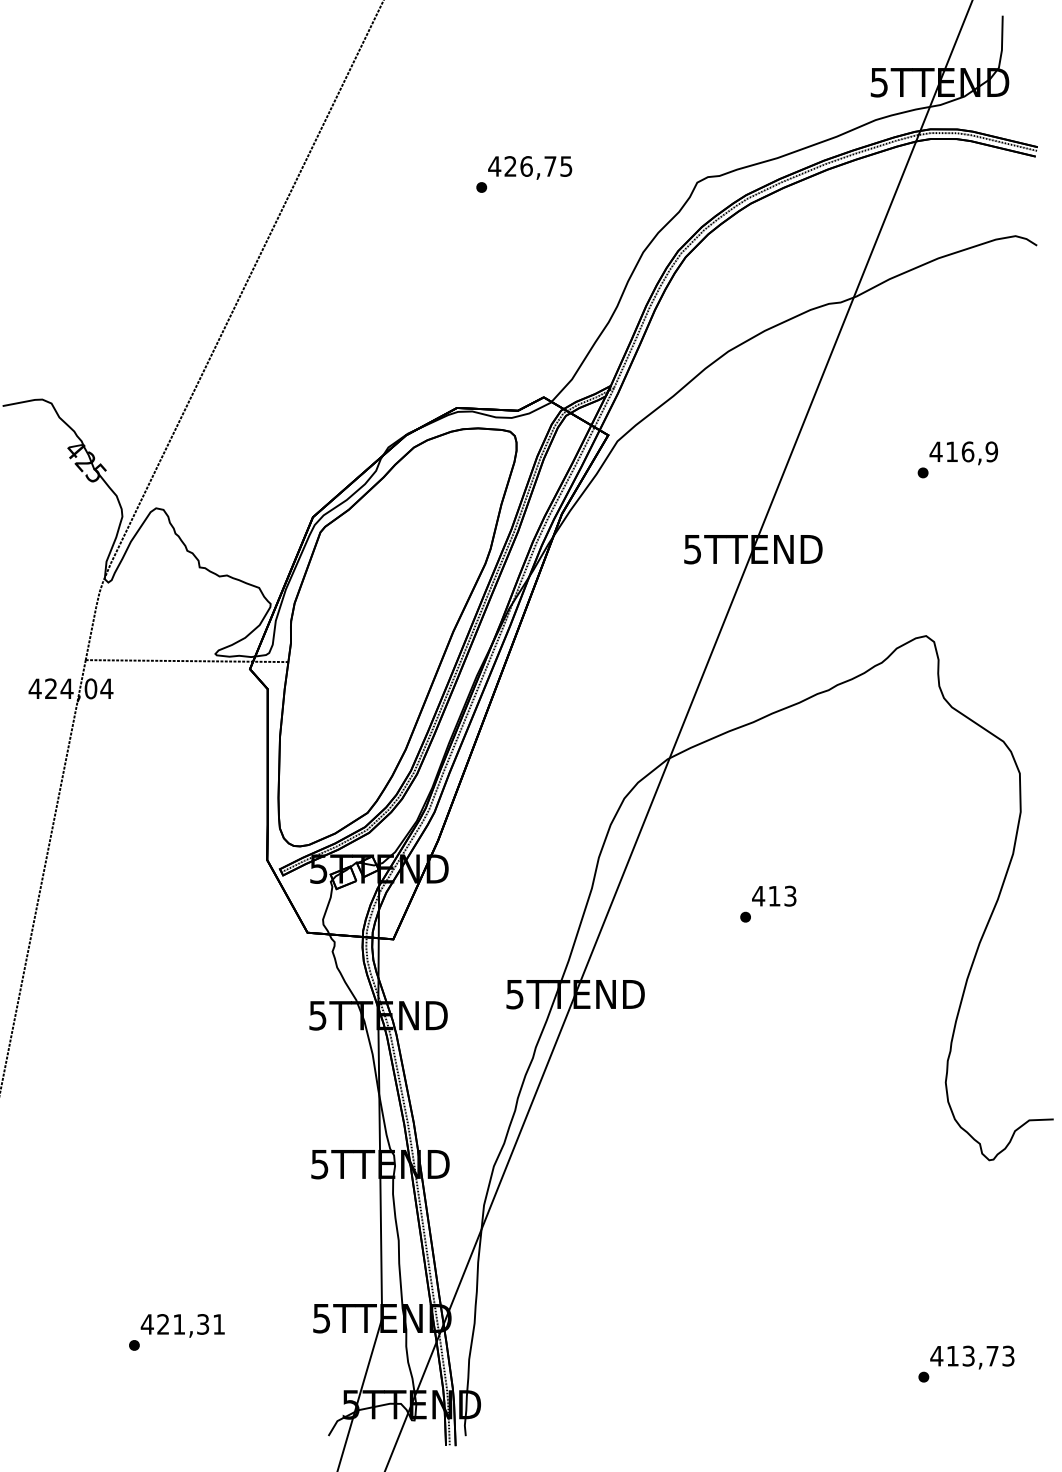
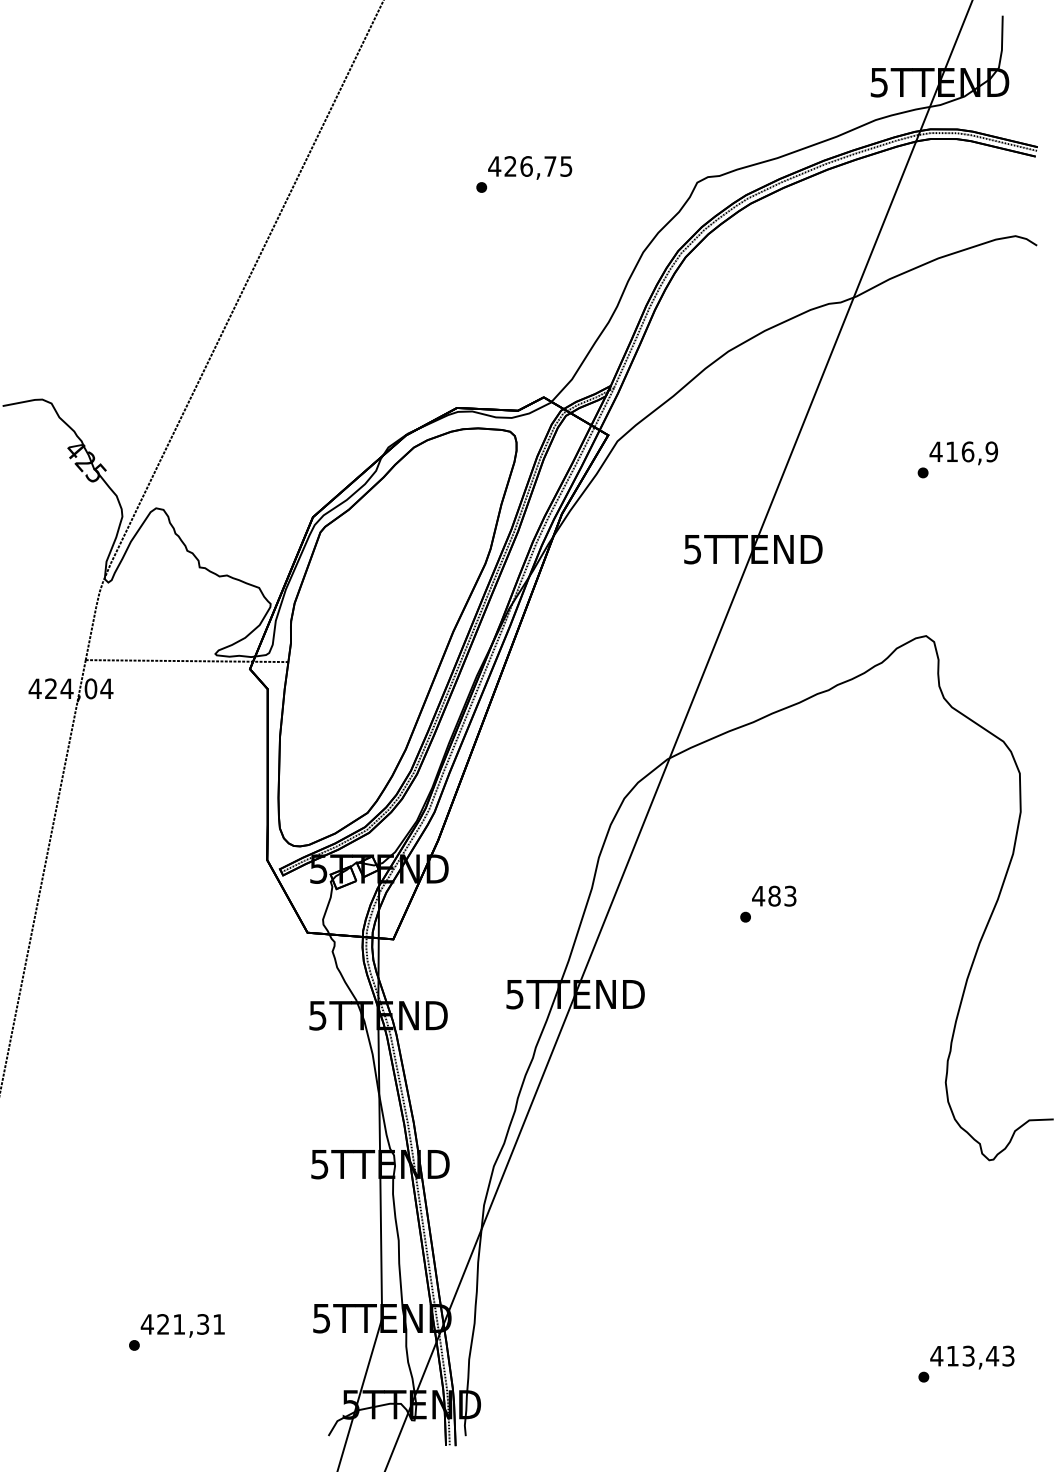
text: 413 -> 483 (774, 895)
text: 413,73 -> 413,43 (992, 1356)
